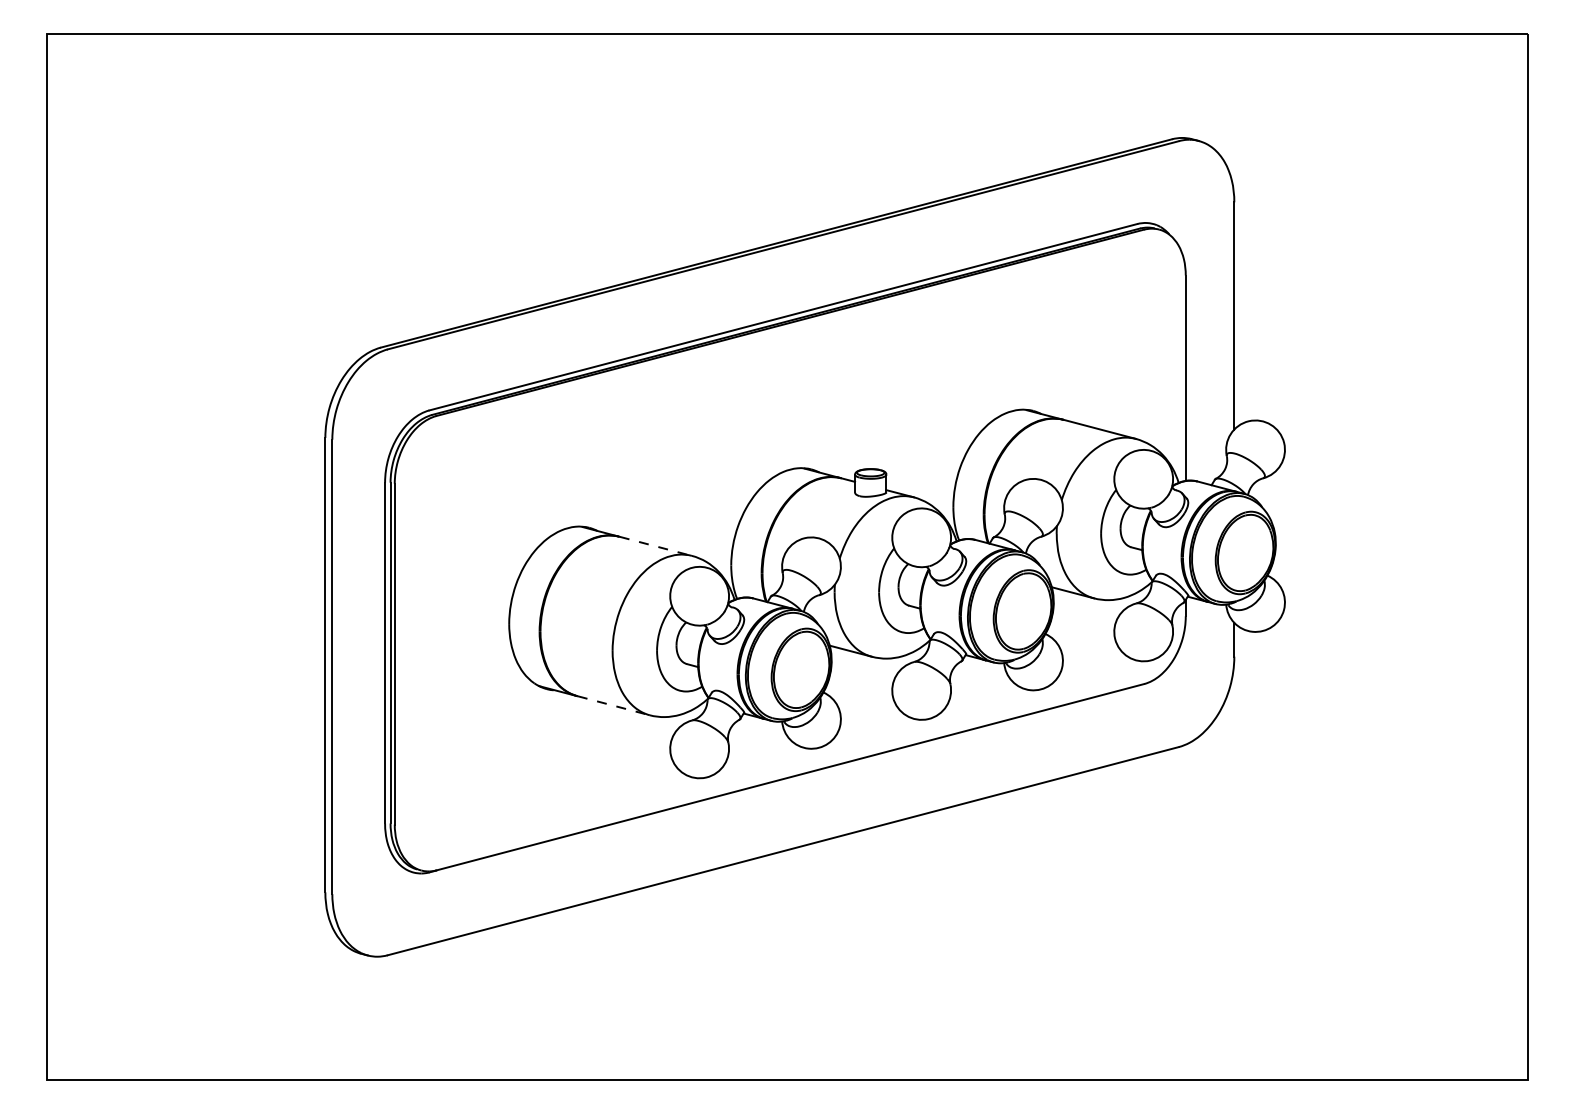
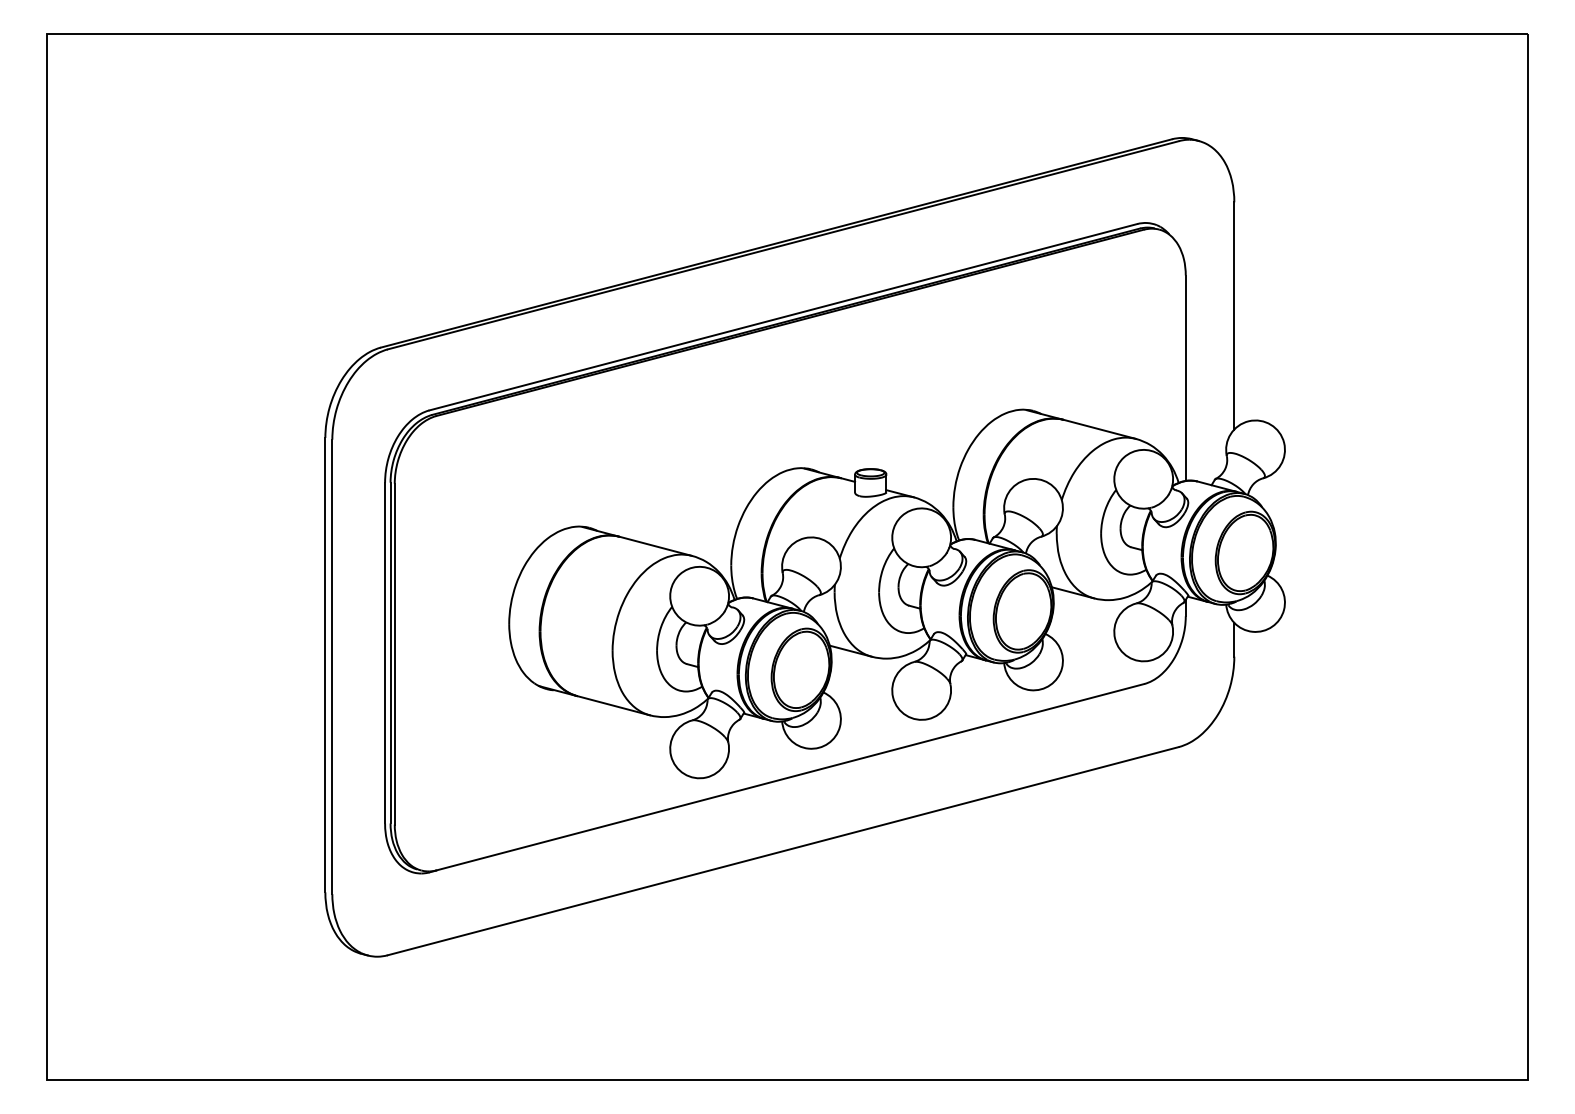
line: dashed -> solid (656, 546)
line: dashed -> solid (614, 705)
